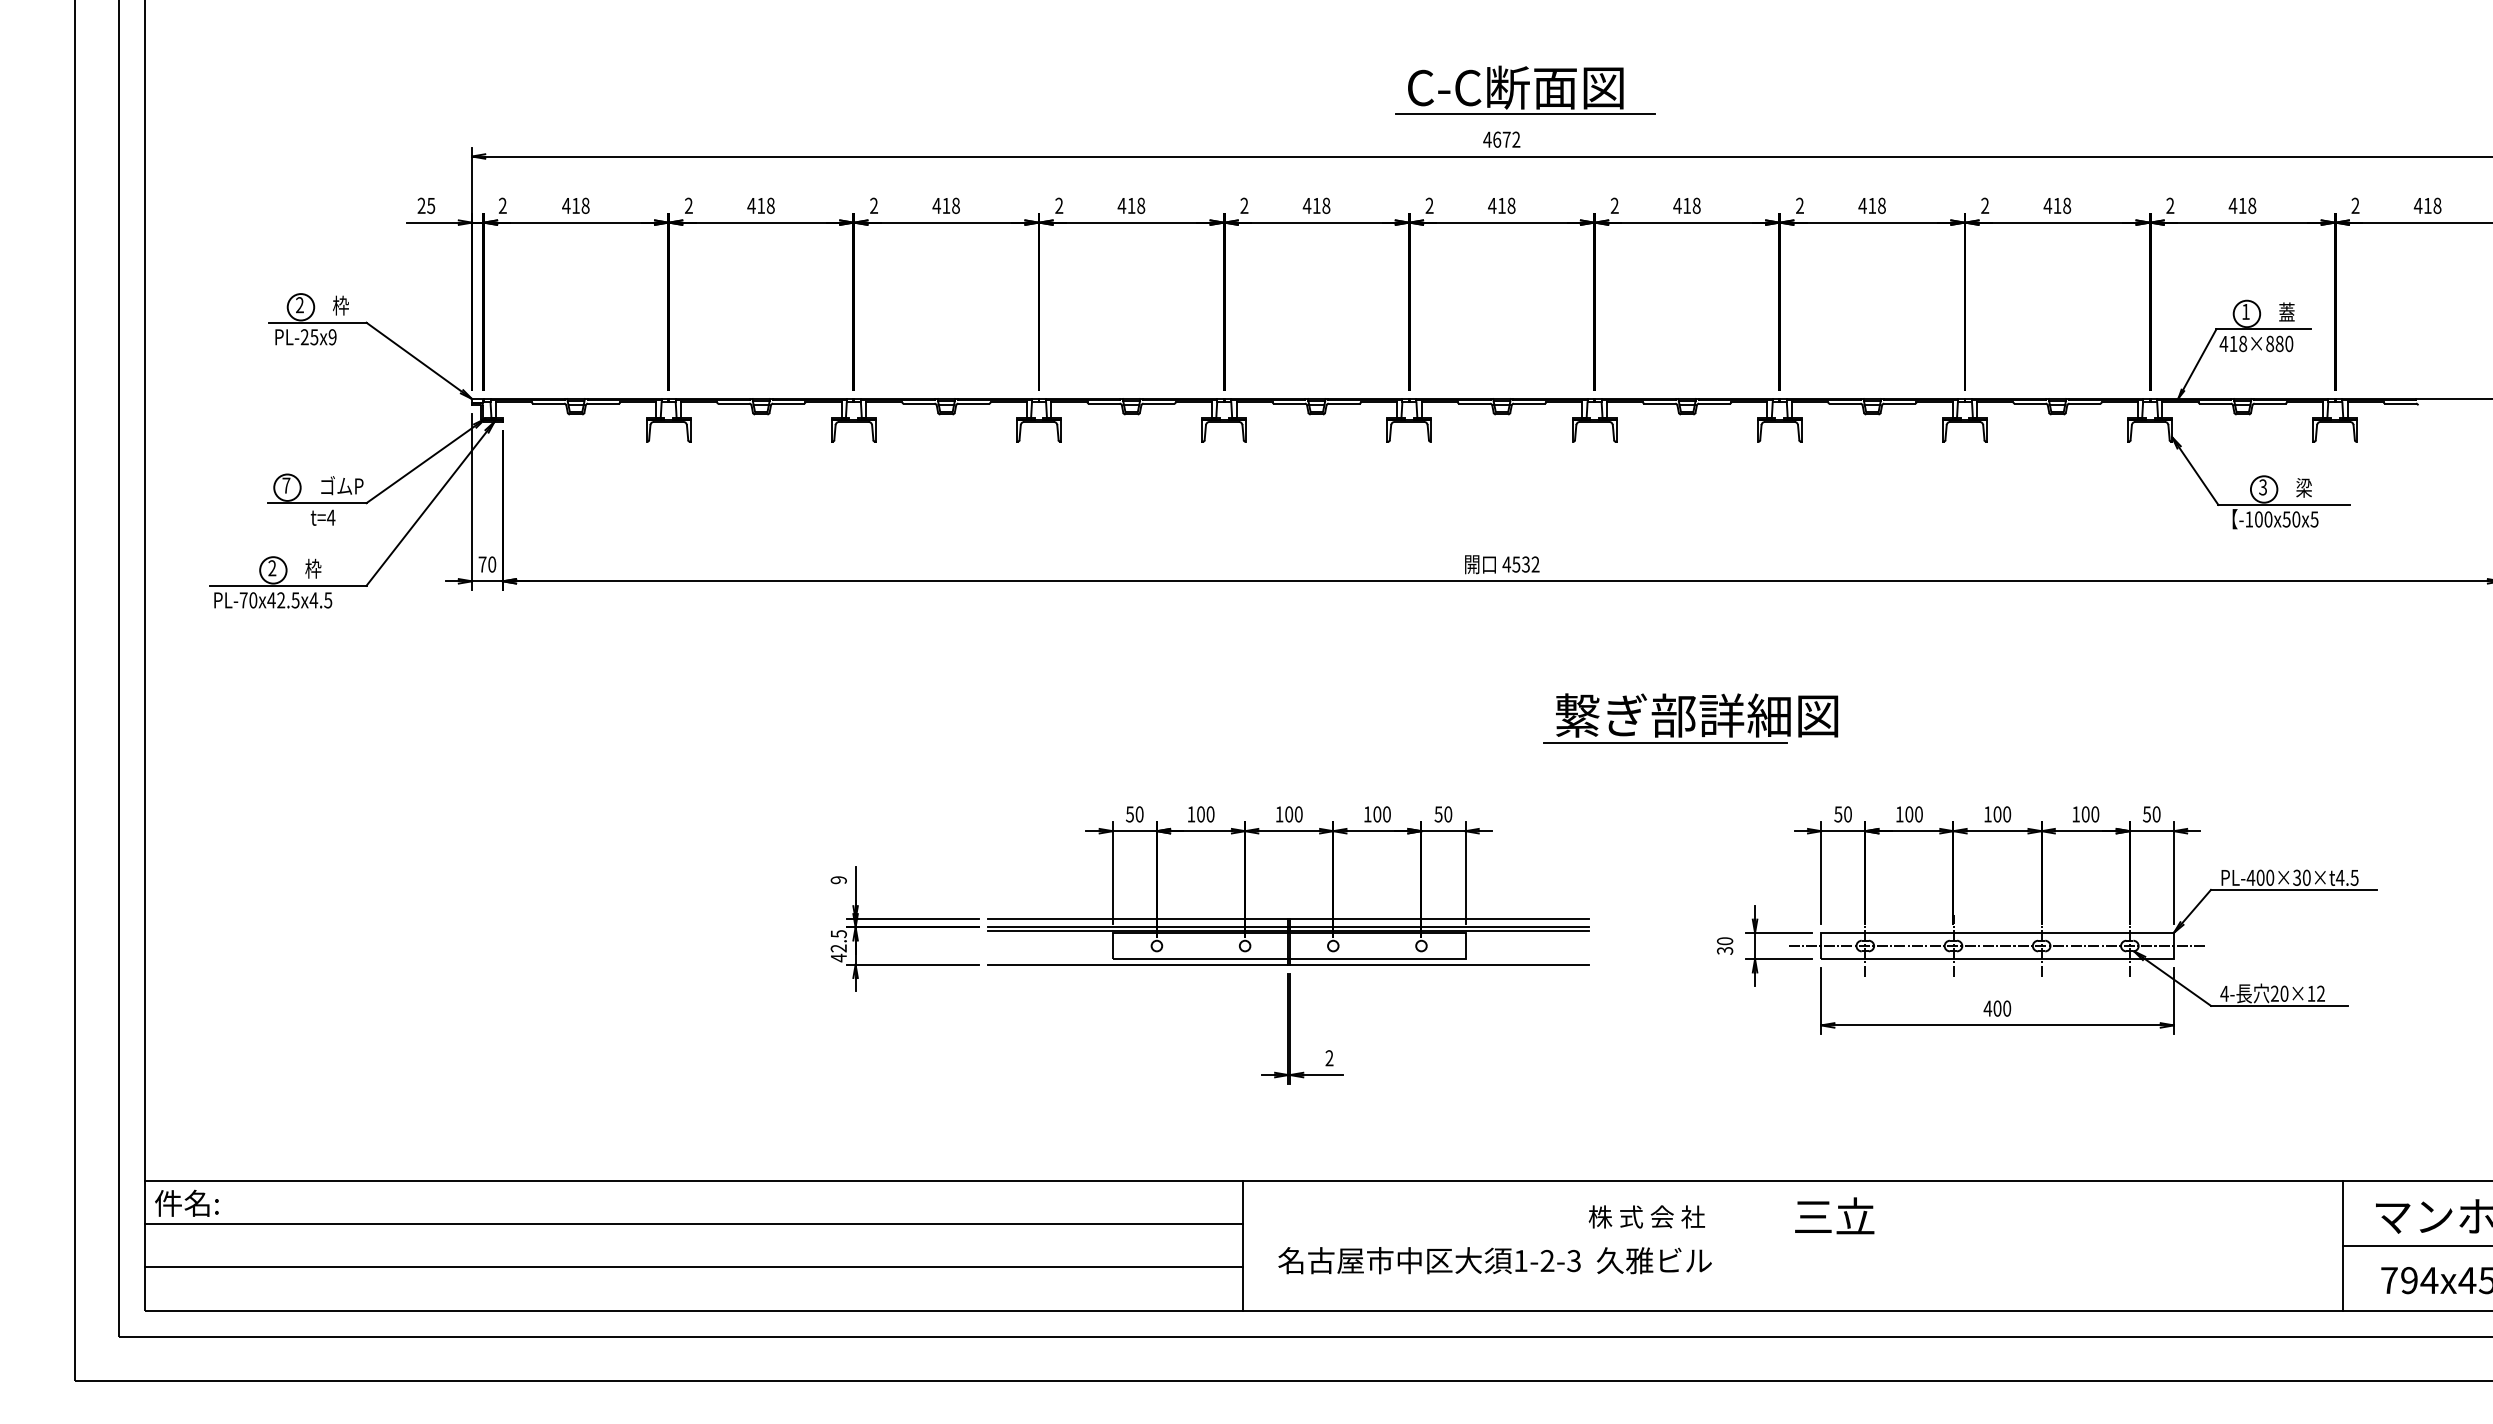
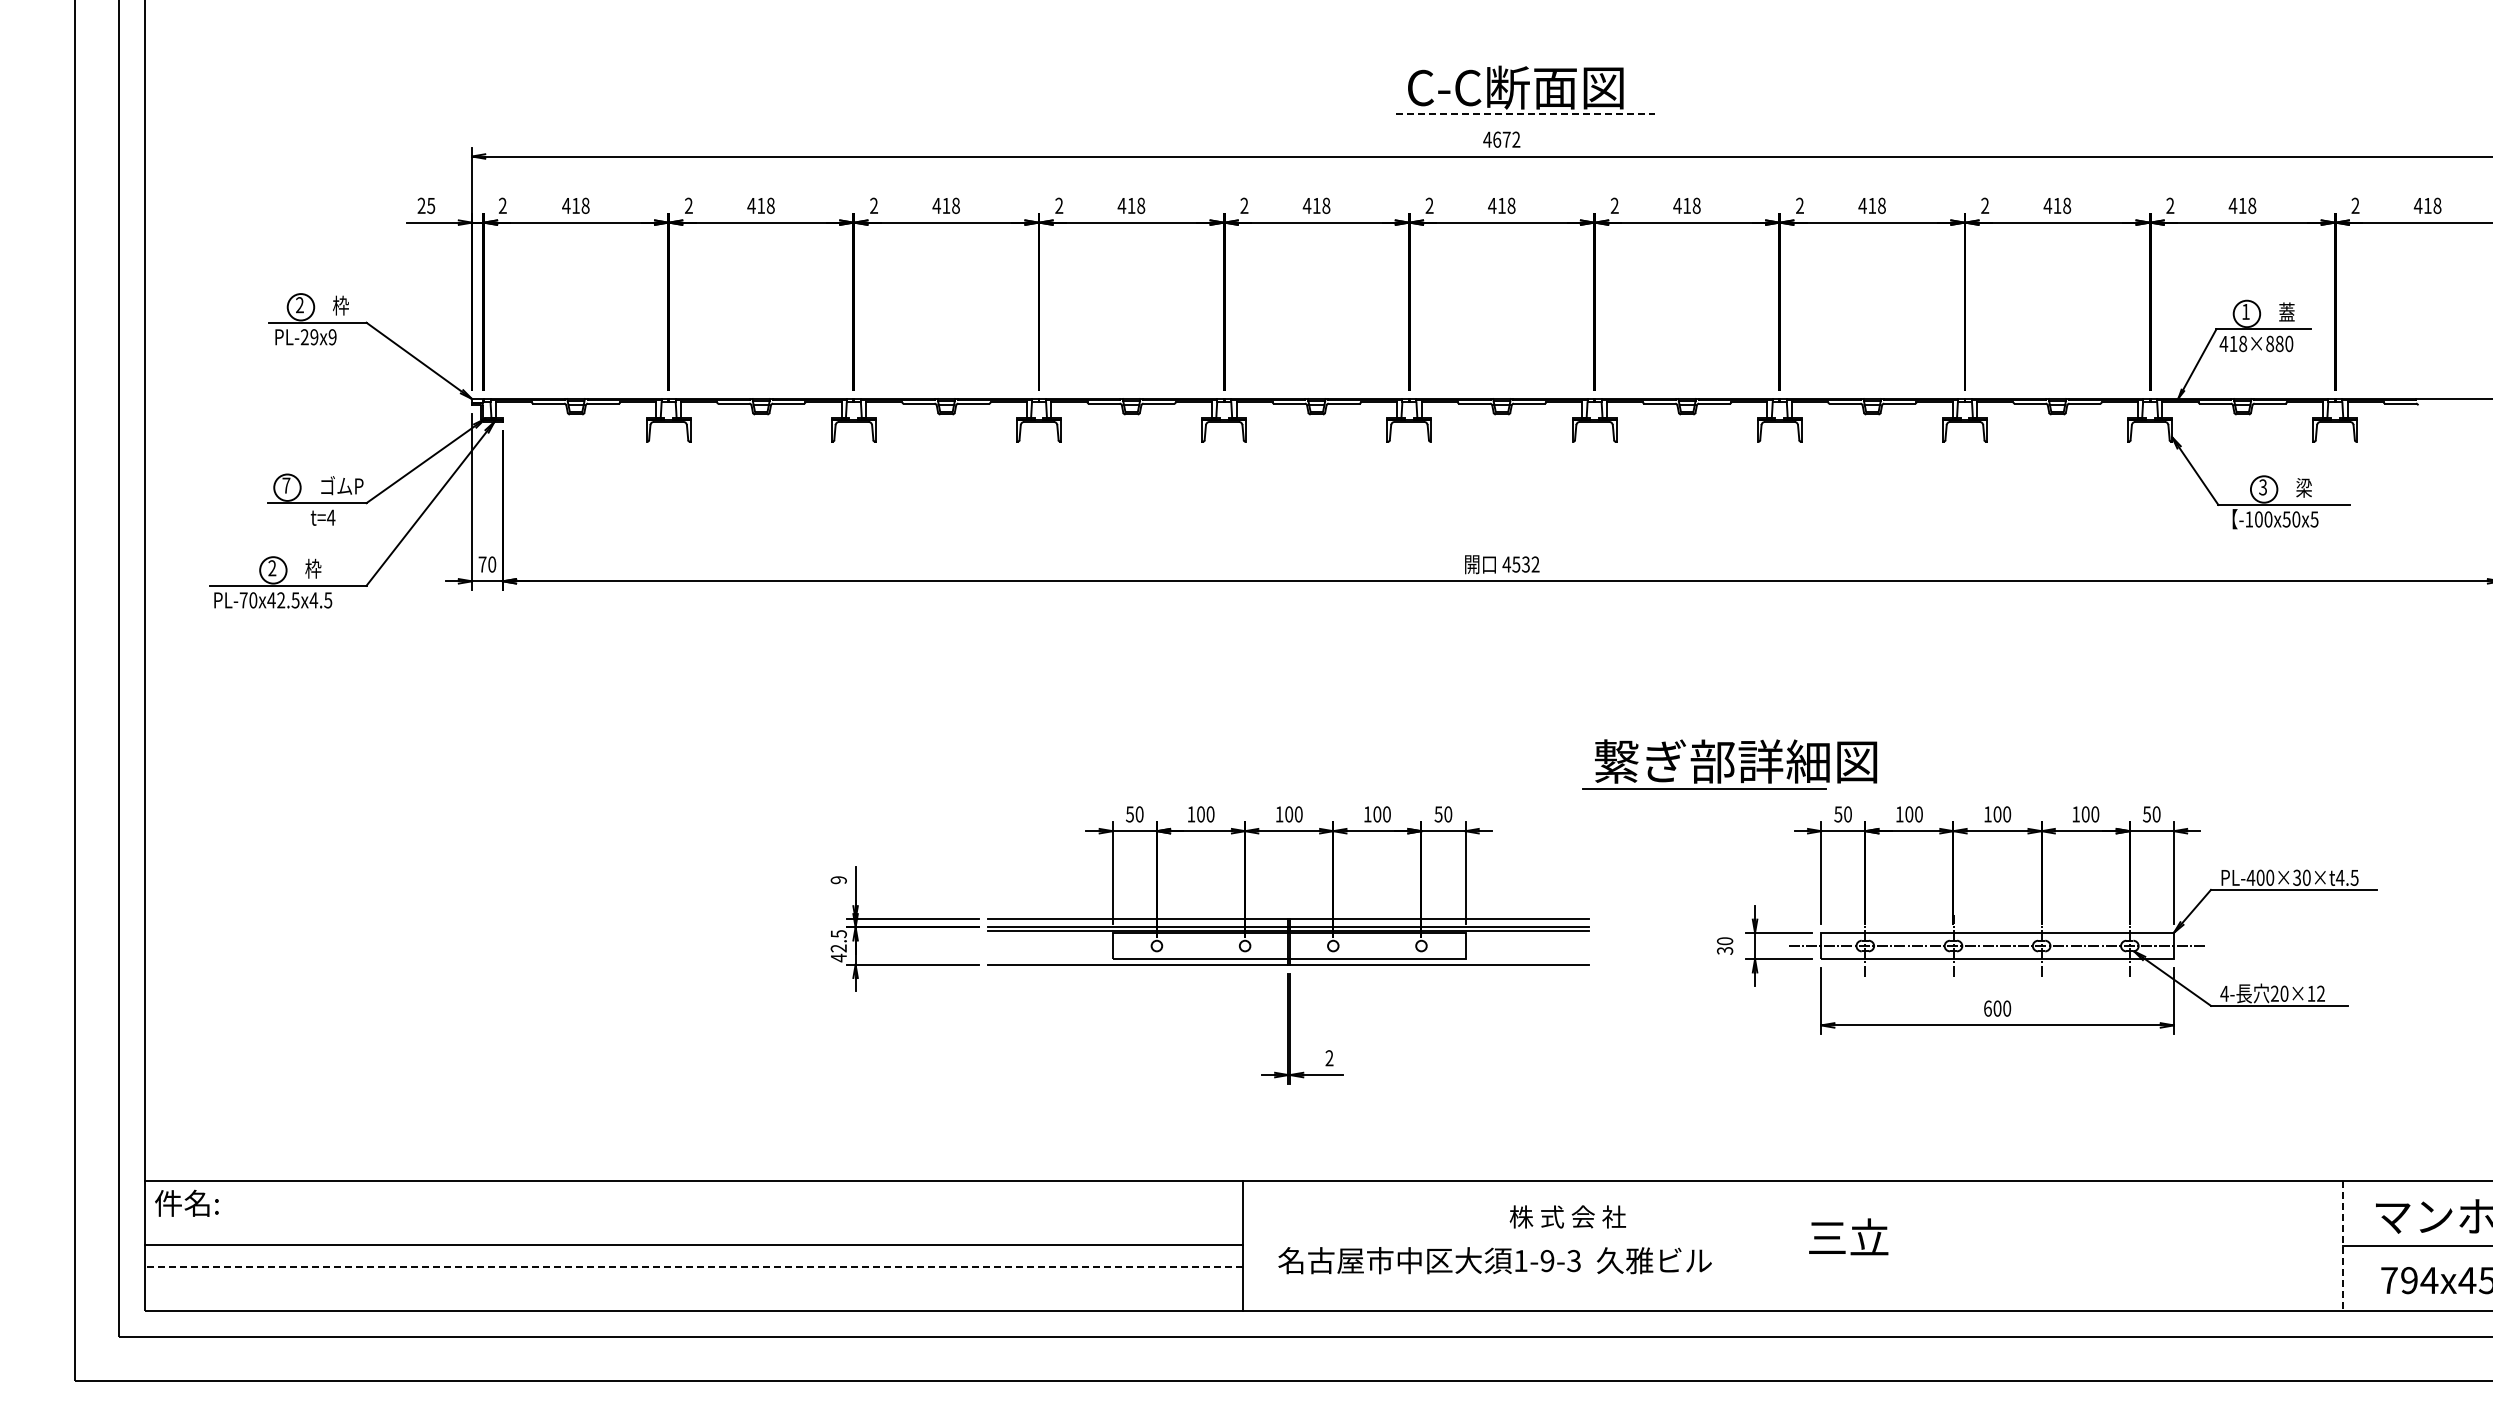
line: solid -> dashed (1525, 114)
text: PL-25x9 -> PL-29x9 (314, 337)
part position: (1690, 718) -> (1729, 764) (1729, 764)
text: 400 -> 600 (1987, 1008)
text position: (1834, 1215) -> (1848, 1236) (1848, 1236)
text position: (1646, 1216) -> (1567, 1216) (1567, 1216)
line position: (694, 1224) -> (694, 1245) (694, 1245)
line: solid -> dashed (2342, 1245)
text: 1-2-3 -> 1-9-3 (1547, 1261)
line: solid -> dashed (694, 1267)
